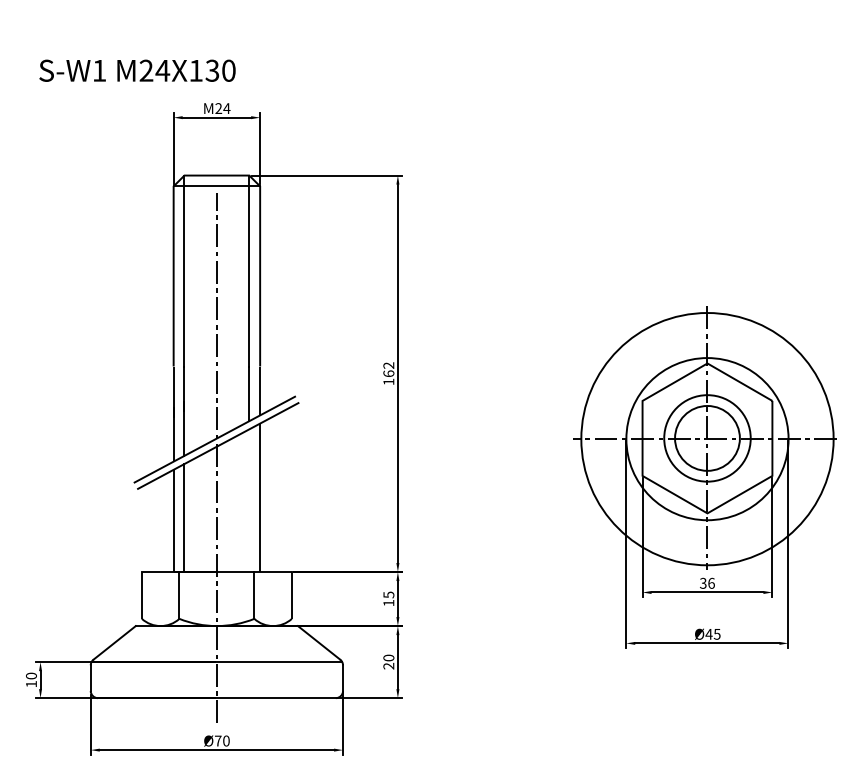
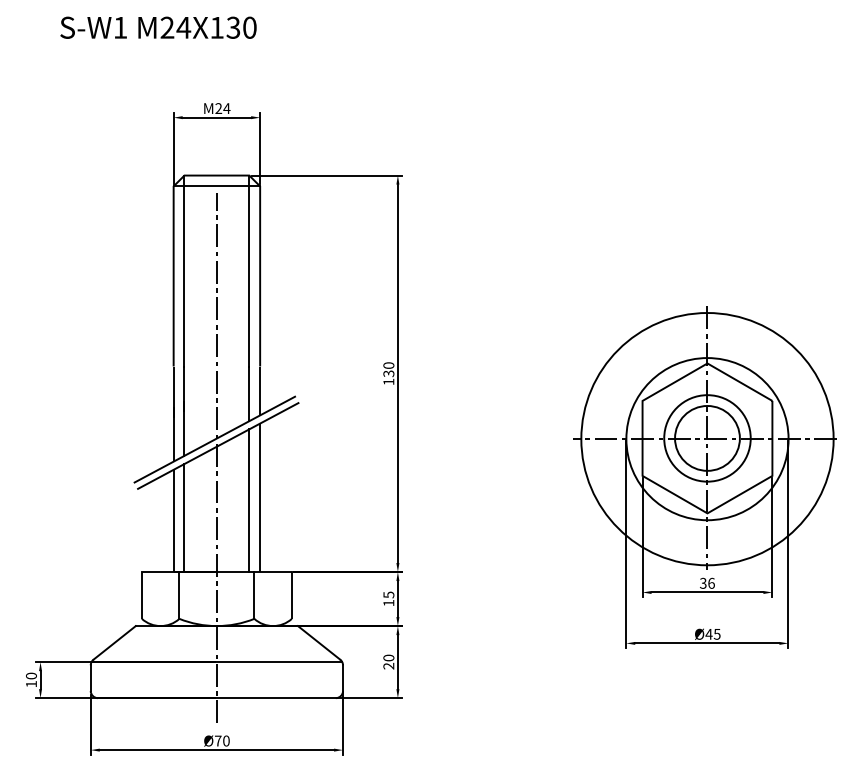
text position: (137, 70) -> (158, 27) (158, 27)
text: 162 -> 130 (388, 369)
line: none -> present (249, 500)
